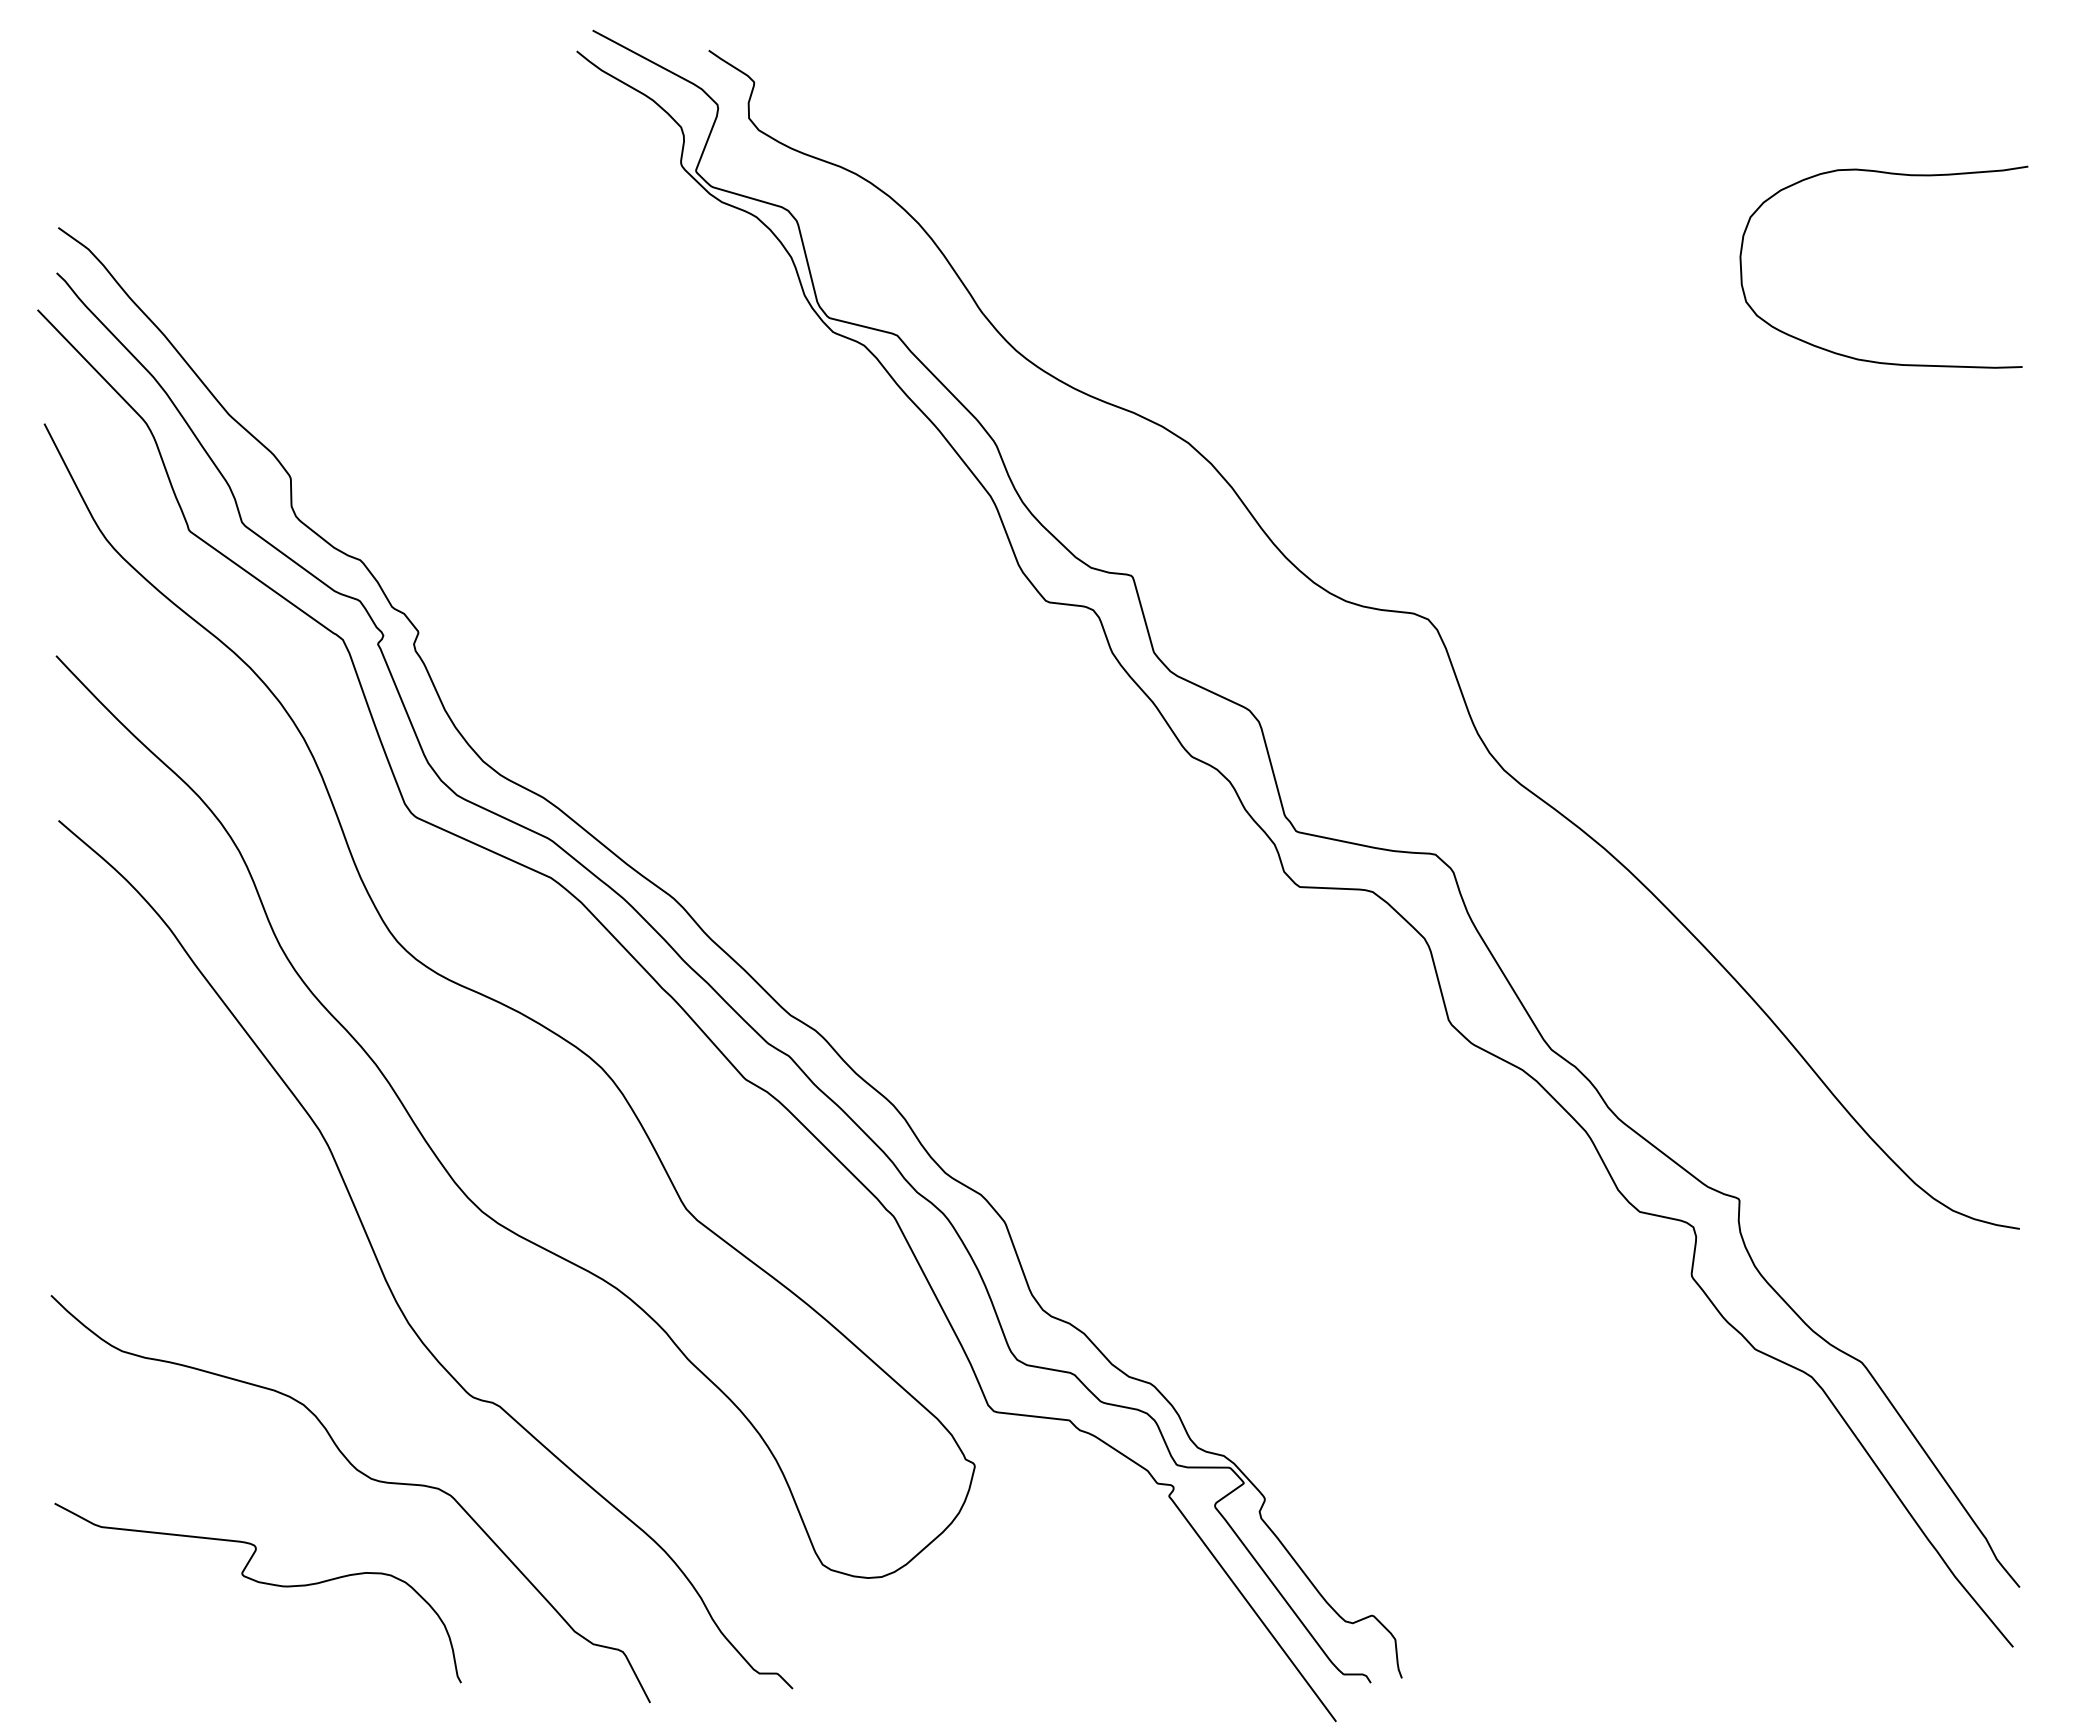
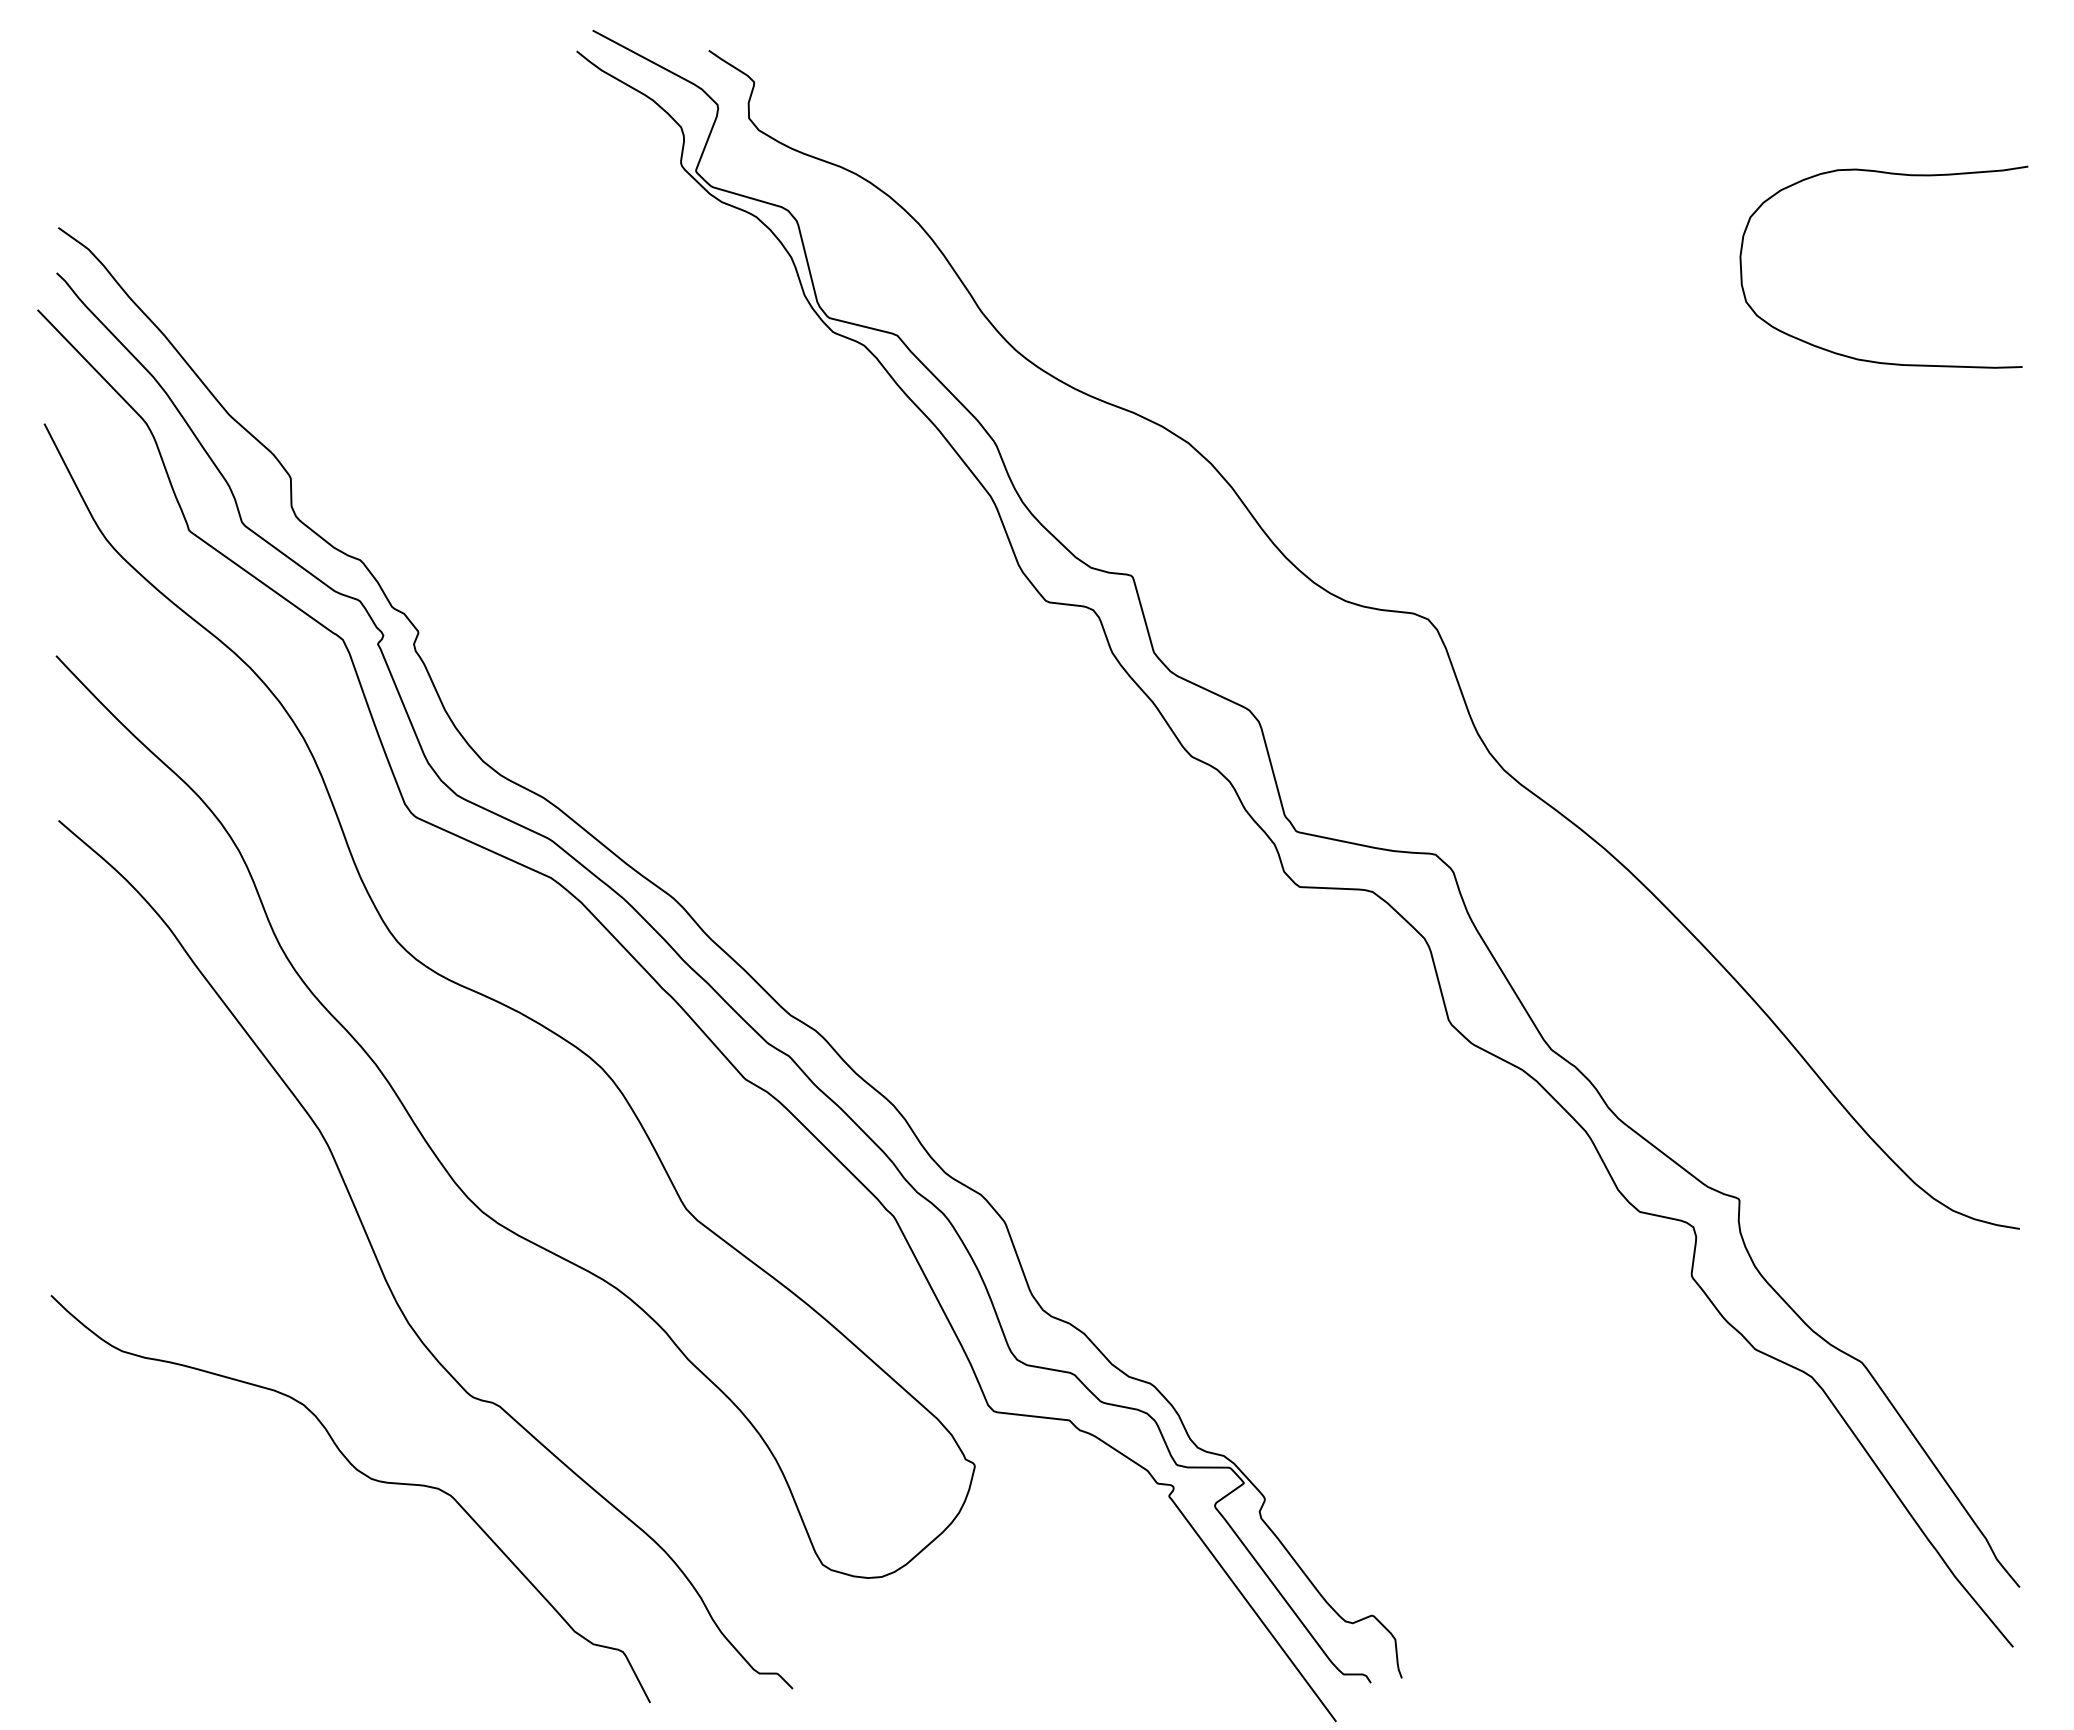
curve: present -> none (259, 1583)
